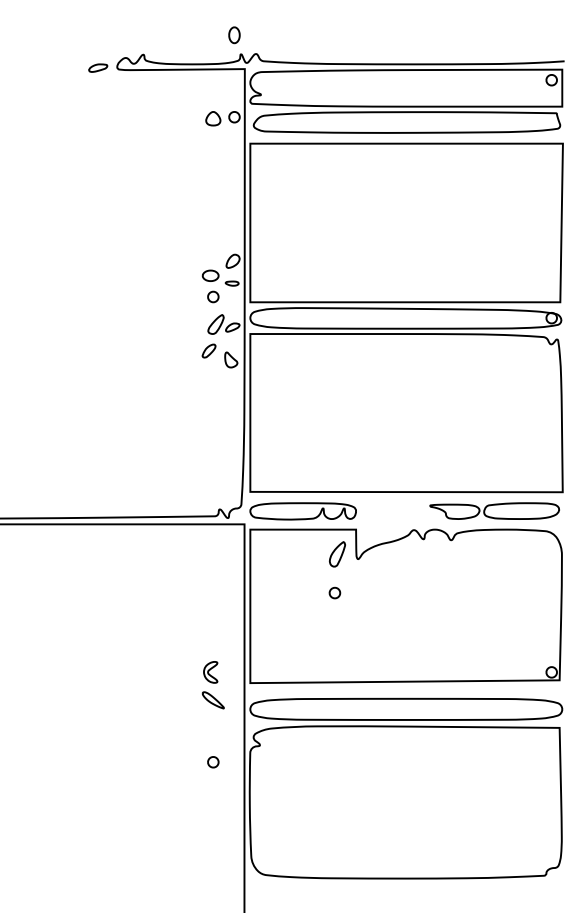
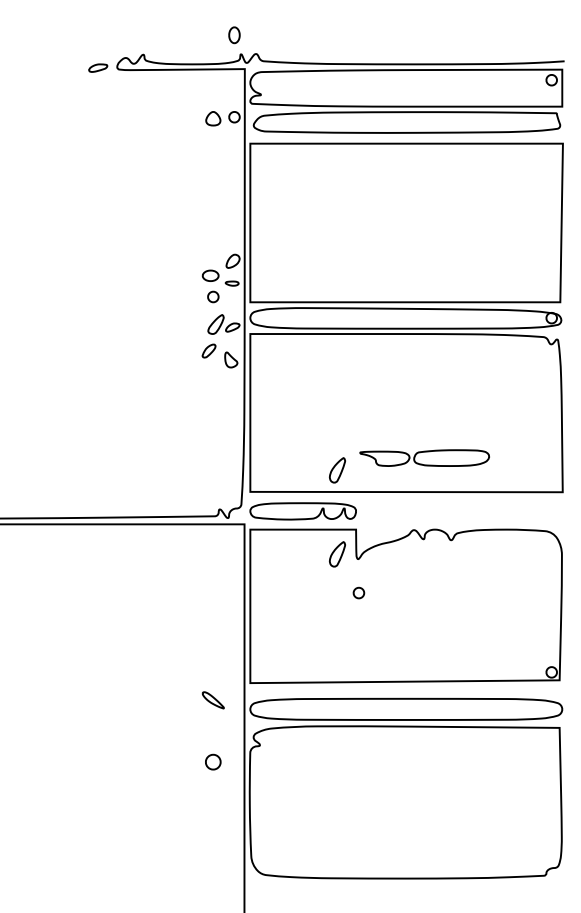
part: none -> present (337, 470)
part position: (494, 510) -> (424, 457) (424, 457)
part position: (334, 592) -> (358, 592) (358, 592)
part: present -> none (210, 672)
part size: 13x13 px -> 17x18 px (213, 761)
